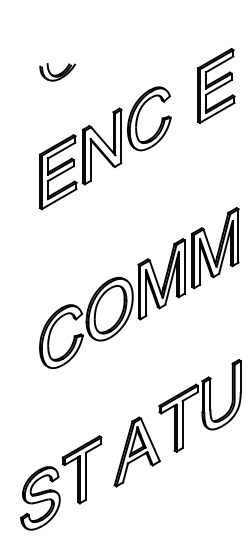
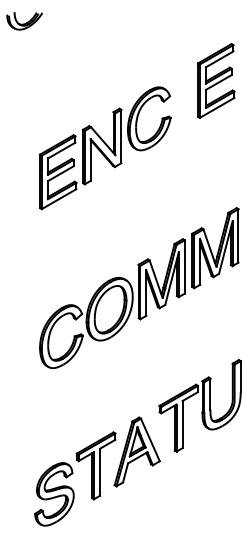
part position: (57, 72) -> (24, 21) (24, 21)
part position: (216, 85) -> (216, 80) (216, 80)
part position: (61, 482) -> (75, 478) (75, 478)
